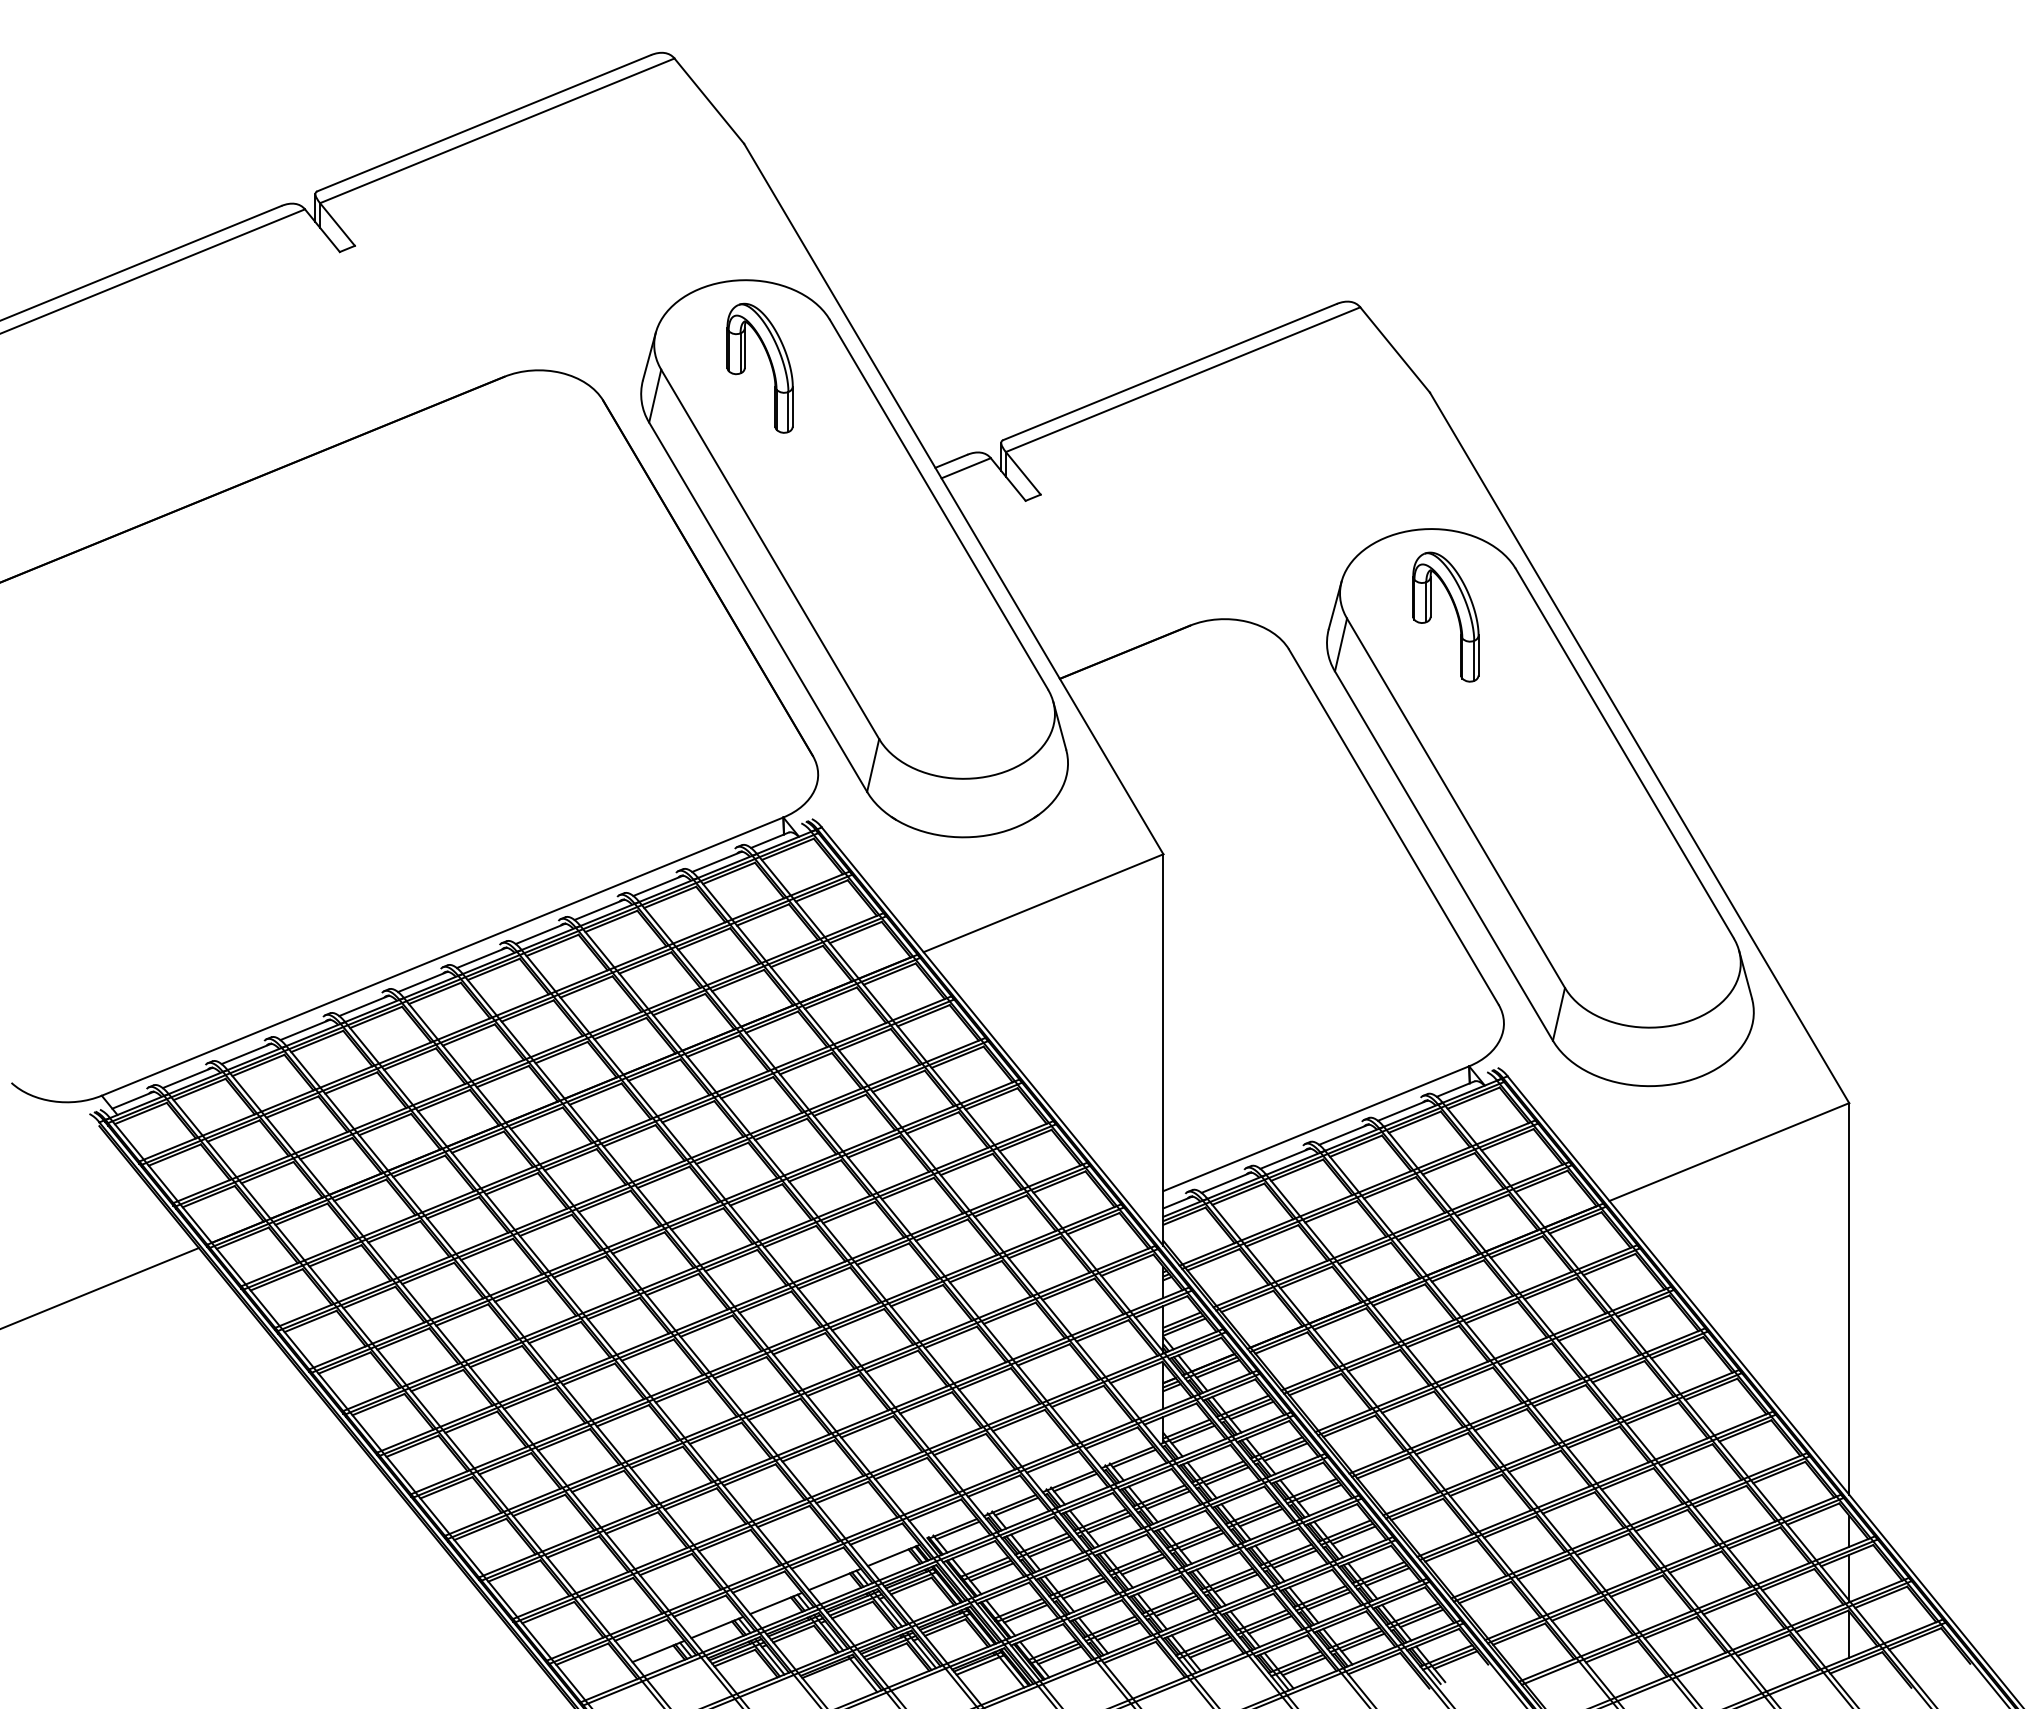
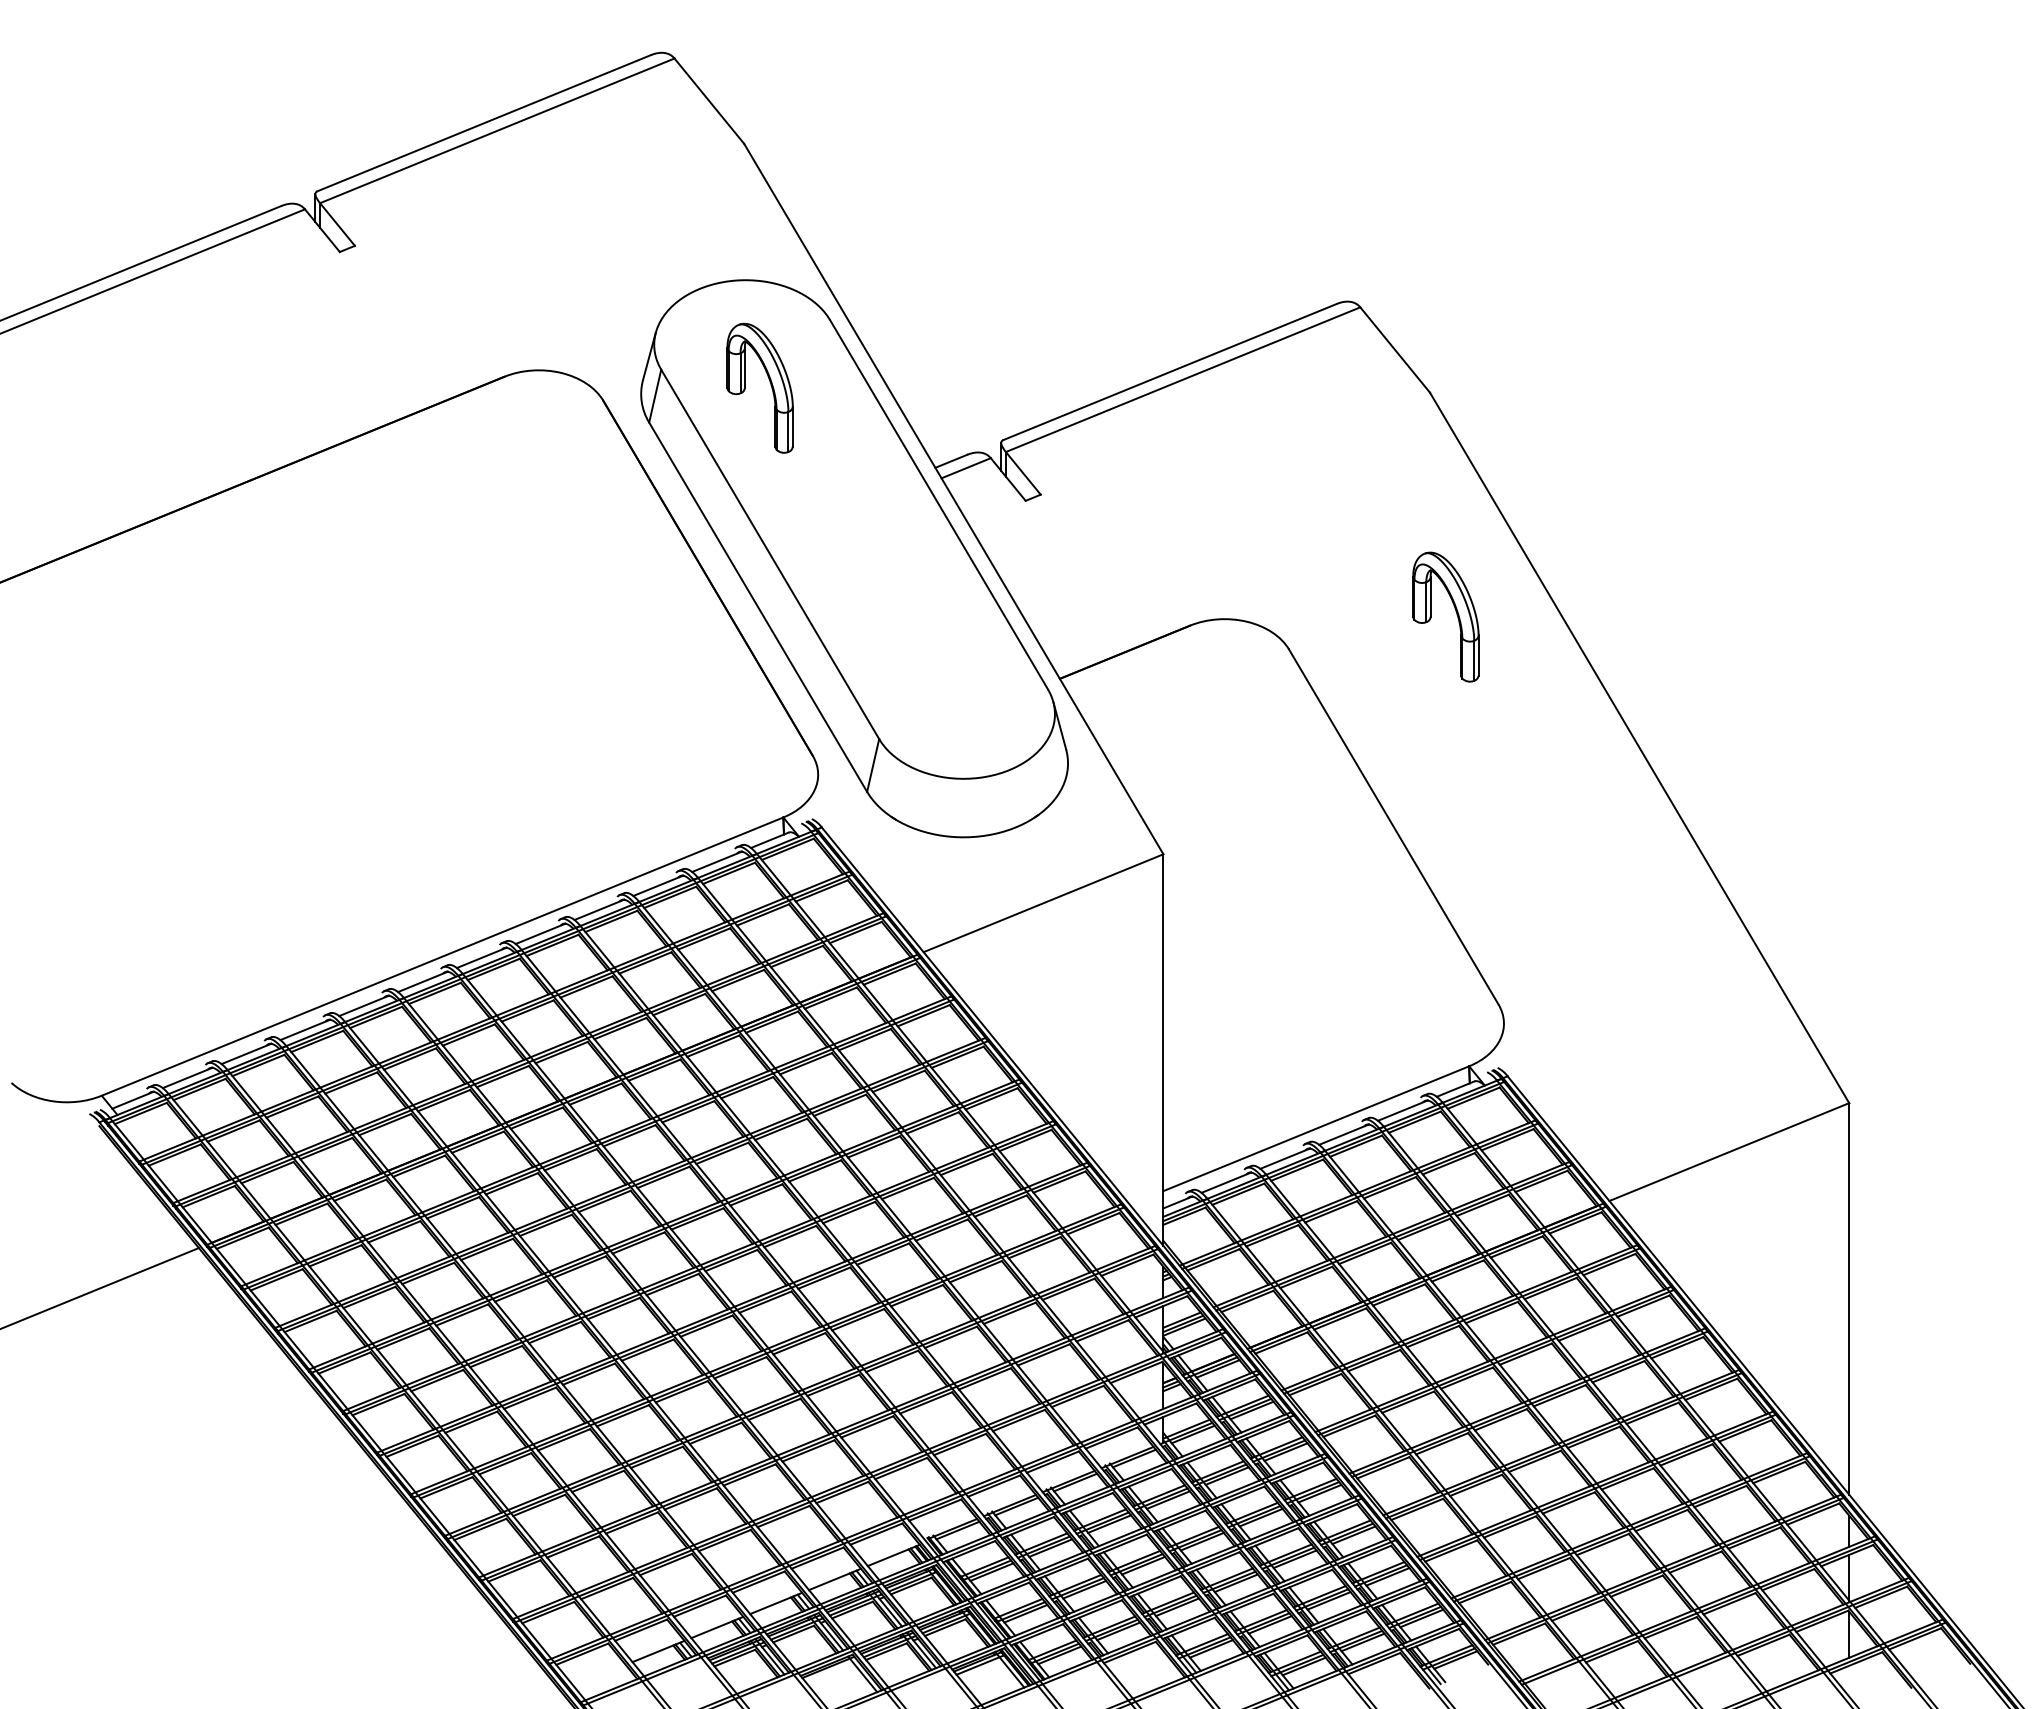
part position: (769, 362) -> (769, 382) (769, 382)
part: present -> none (1540, 807)
